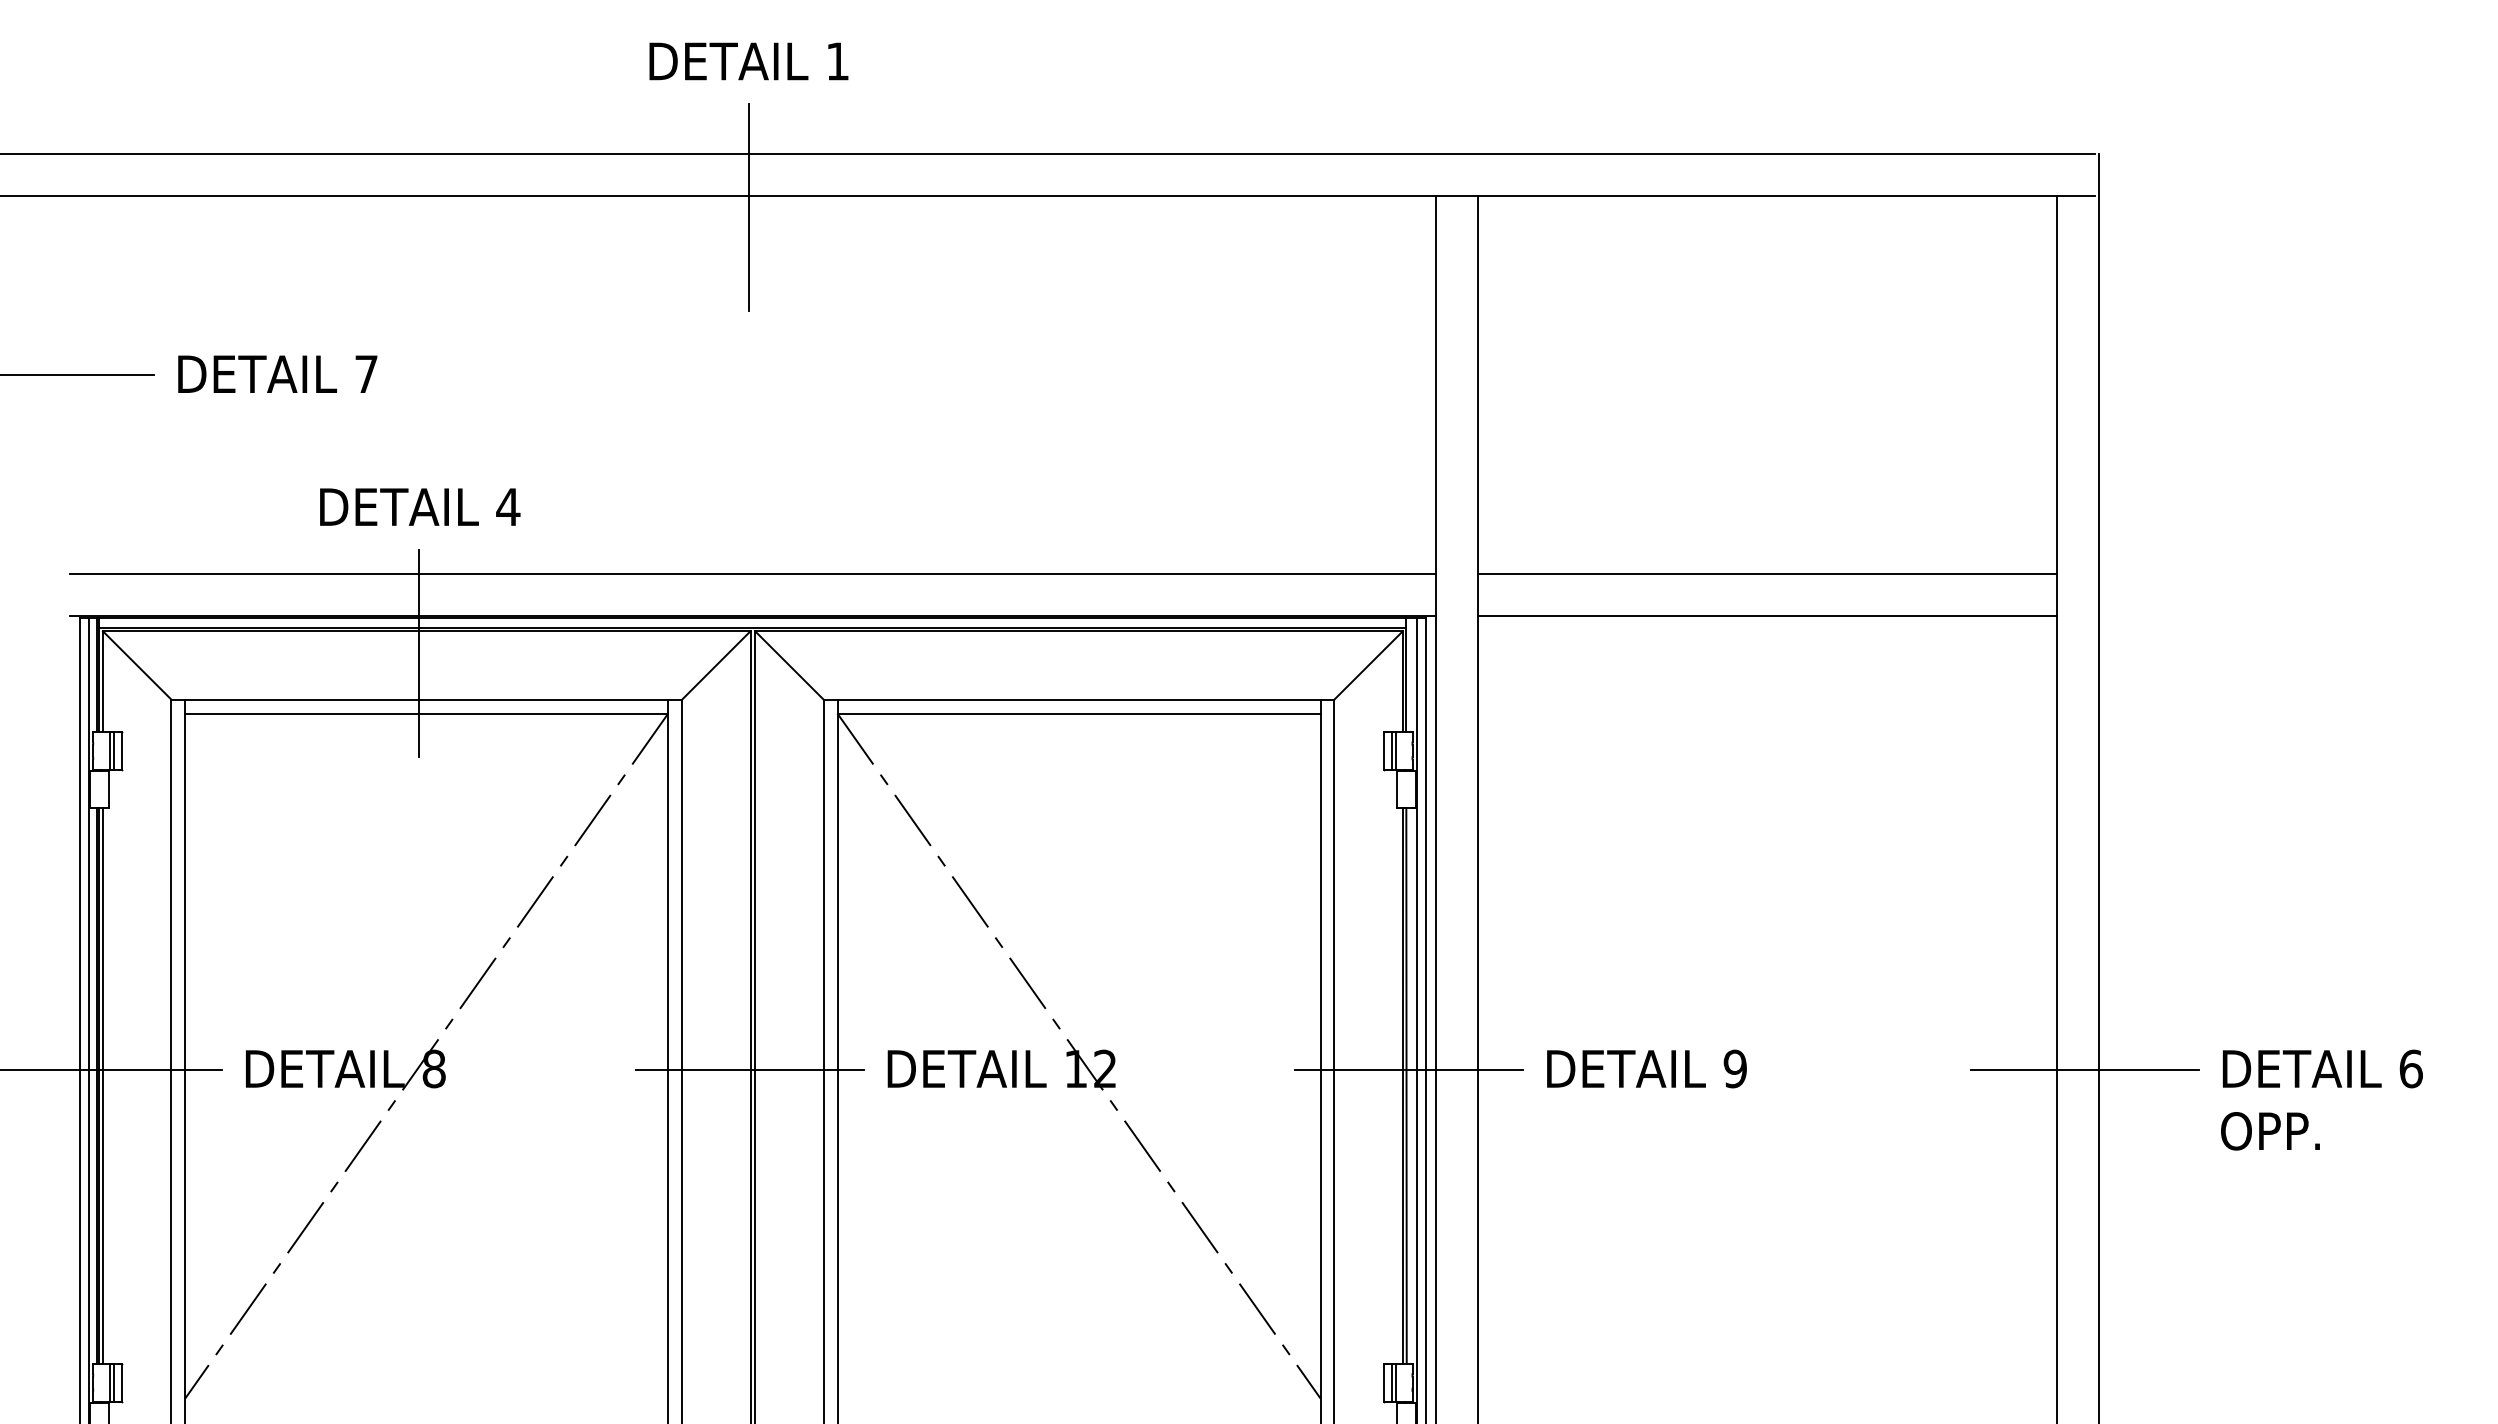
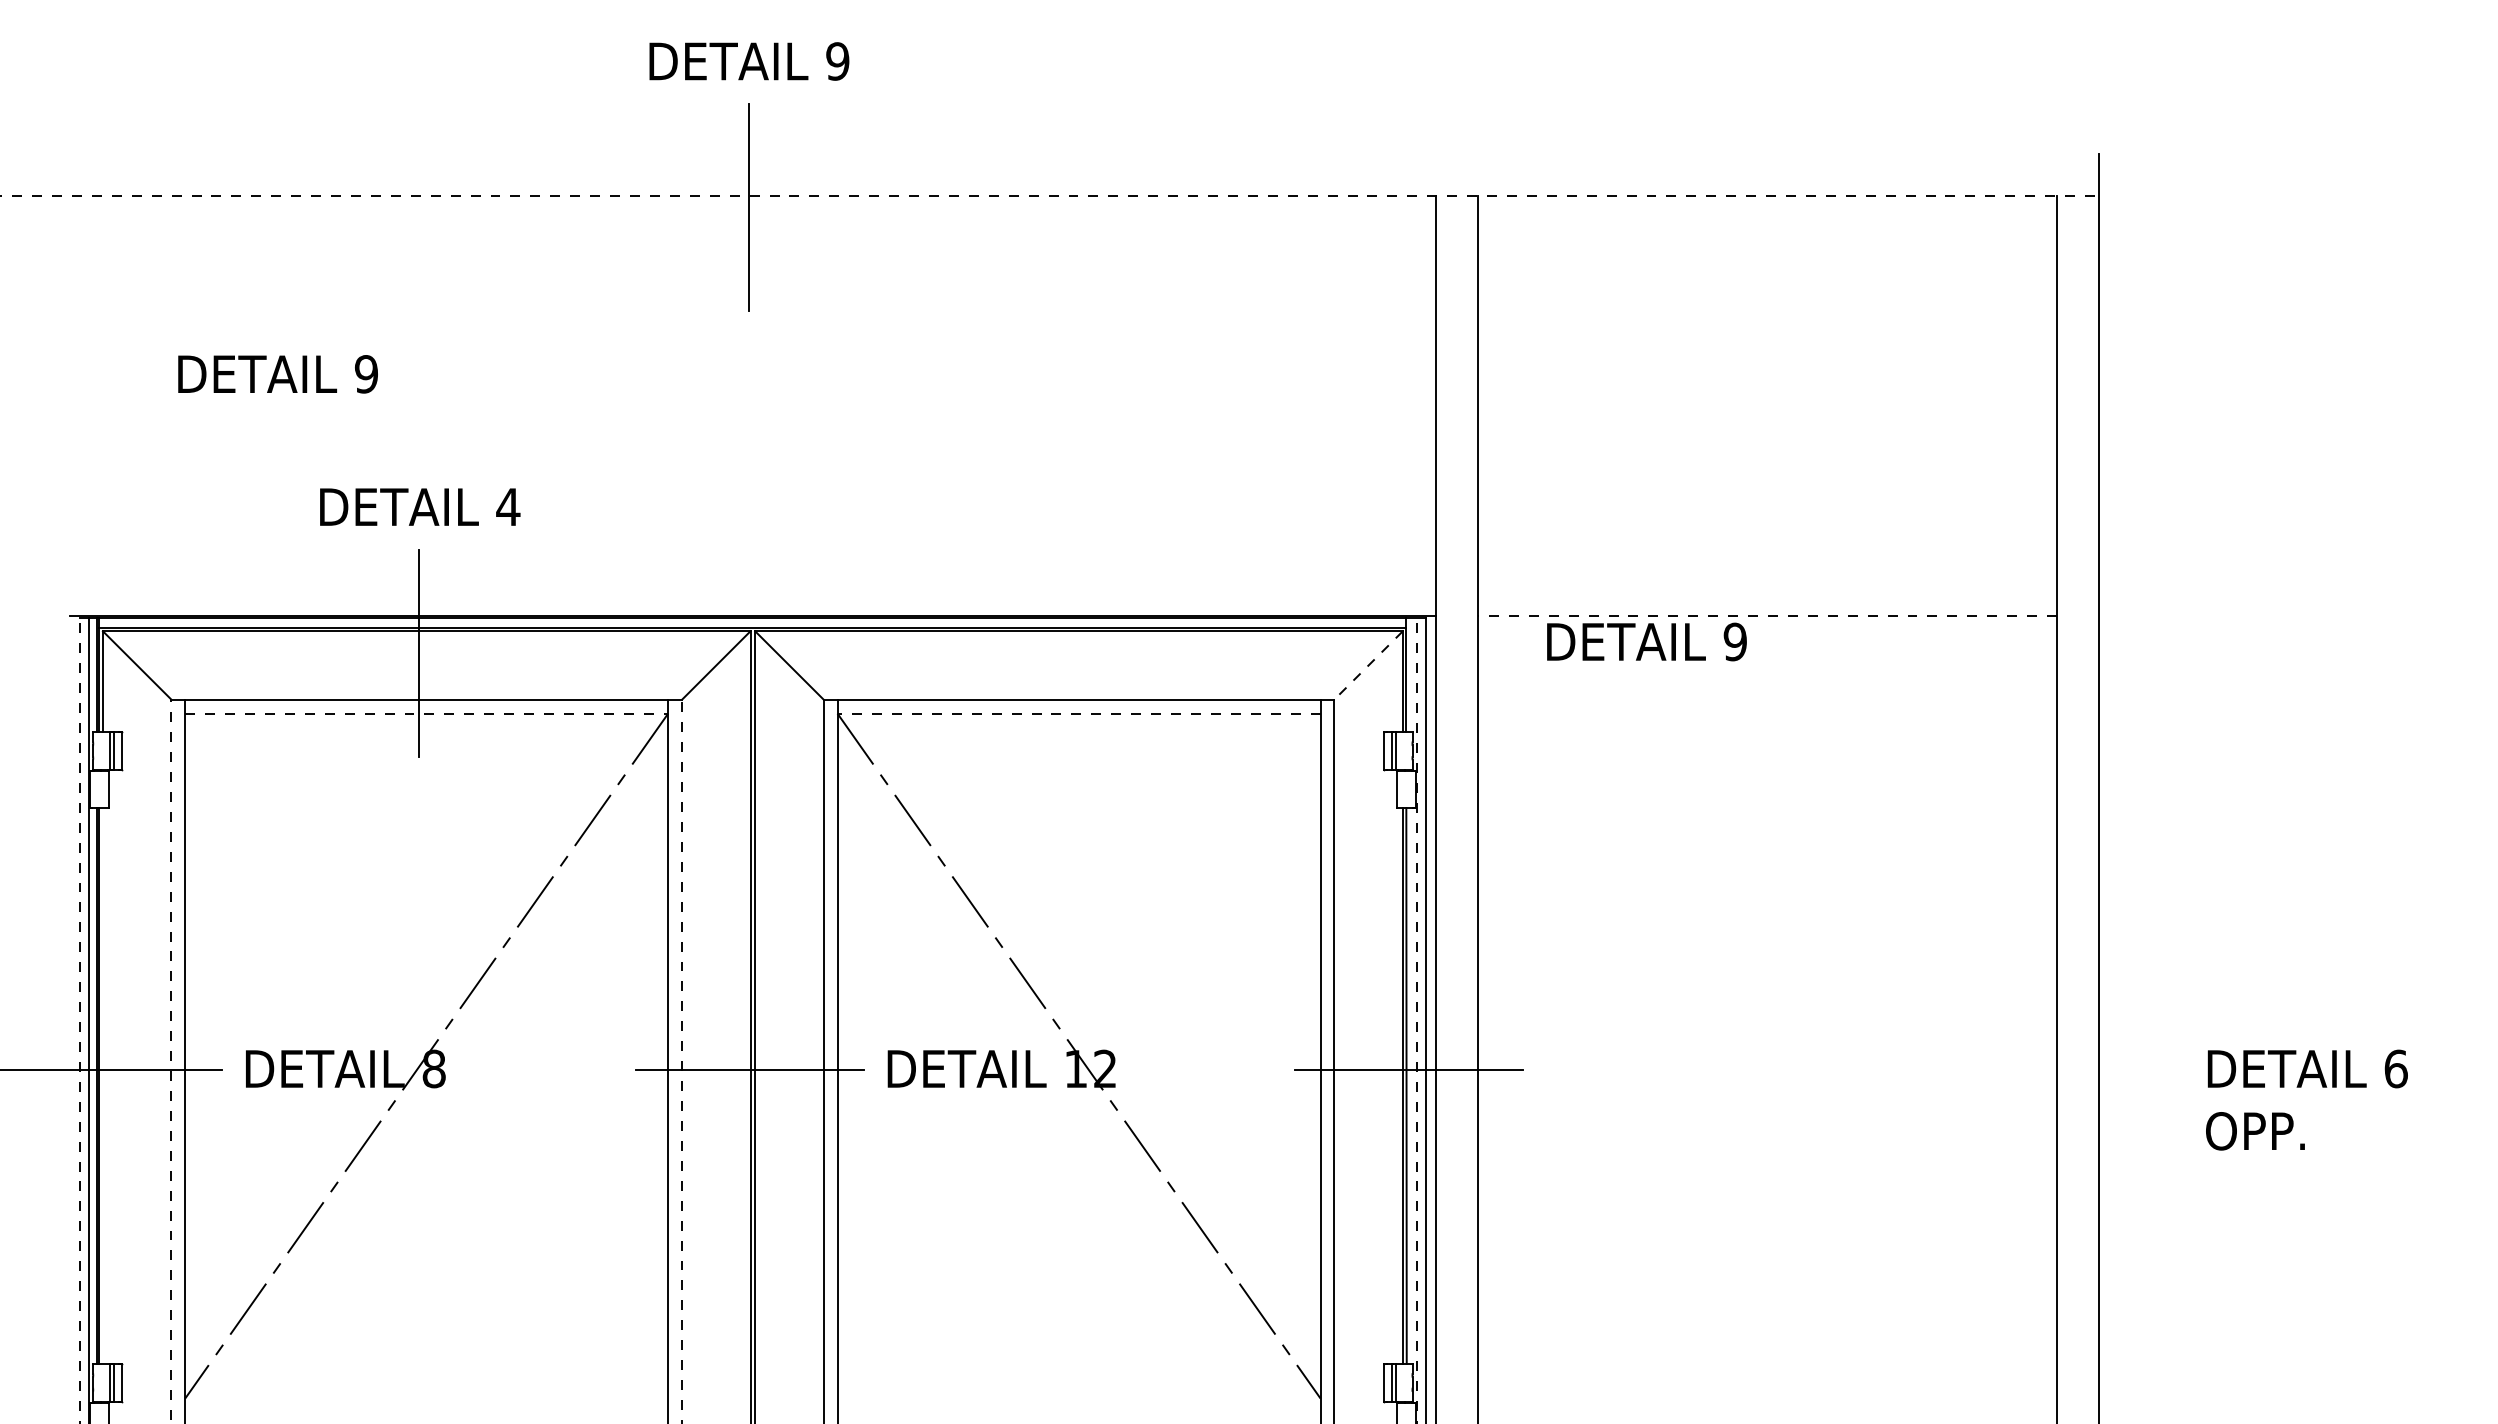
text: 1 -> 9 (837, 61)
line: present -> none (1048, 154)
line: solid -> dashed (1047, 196)
line: present -> none (78, 374)
text: 7 -> 9 (365, 374)
line: present -> none (752, 574)
line: present -> none (1767, 574)
line: solid -> dashed (1767, 616)
line: solid -> dashed (1368, 665)
line: solid -> dashed (427, 713)
line: solid -> dashed (1079, 713)
line: solid -> dashed (80, 1020)
line: solid -> dashed (1417, 1020)
line: solid -> dashed (171, 1061)
line: solid -> dashed (682, 1061)
text position: (1646, 1068) -> (1646, 641) (1646, 641)
line: present -> none (2084, 1069)
line: present -> none (102, 1085)
text position: (2321, 1099) -> (2306, 1099) (2306, 1099)
